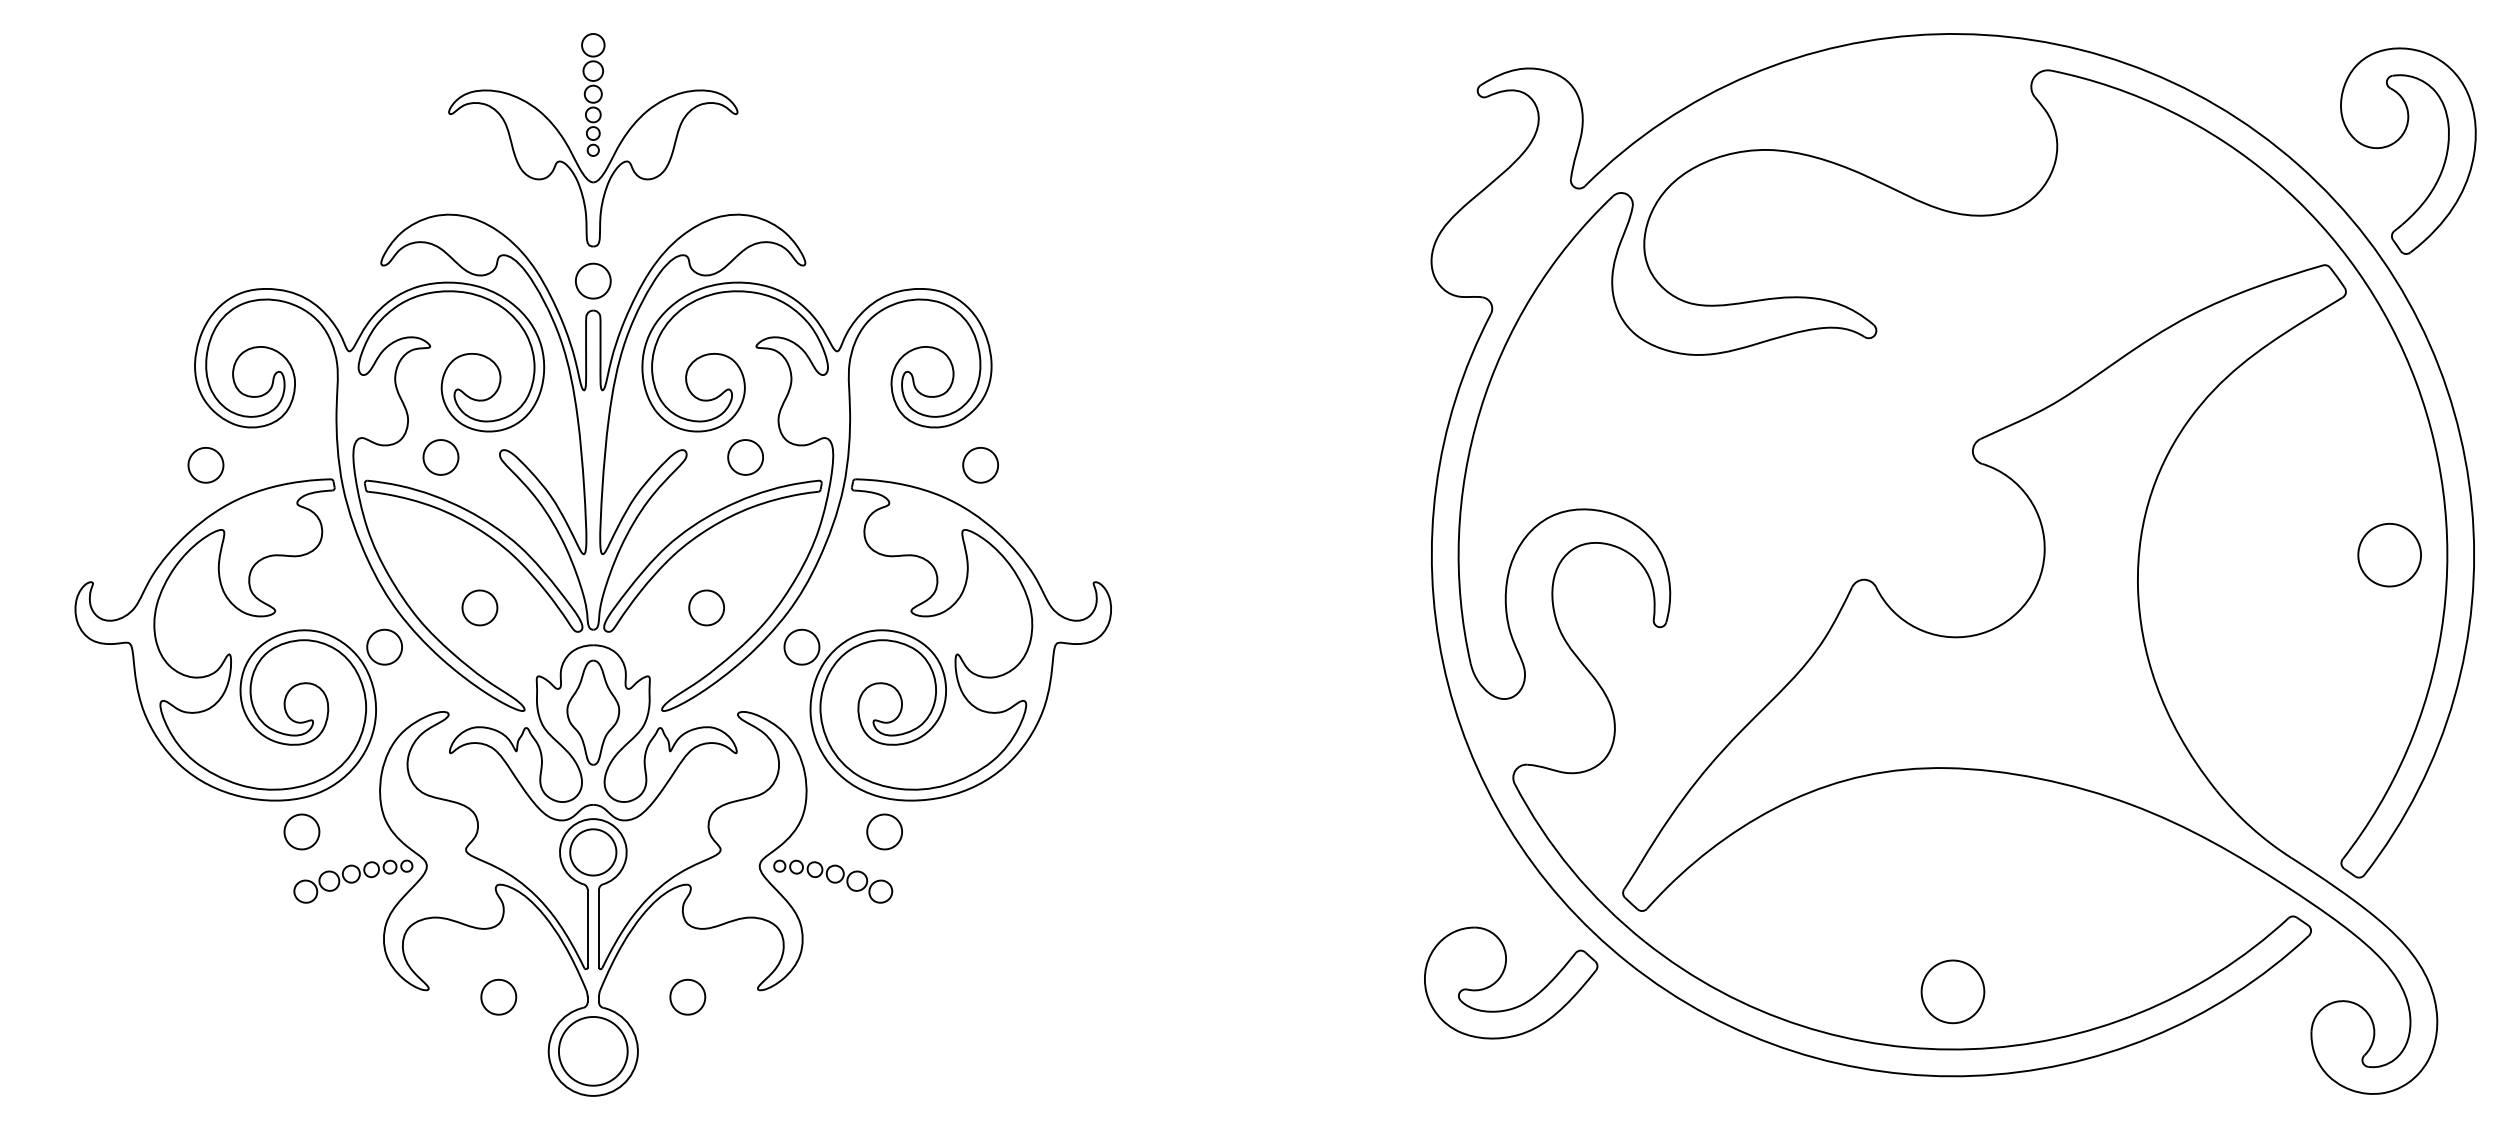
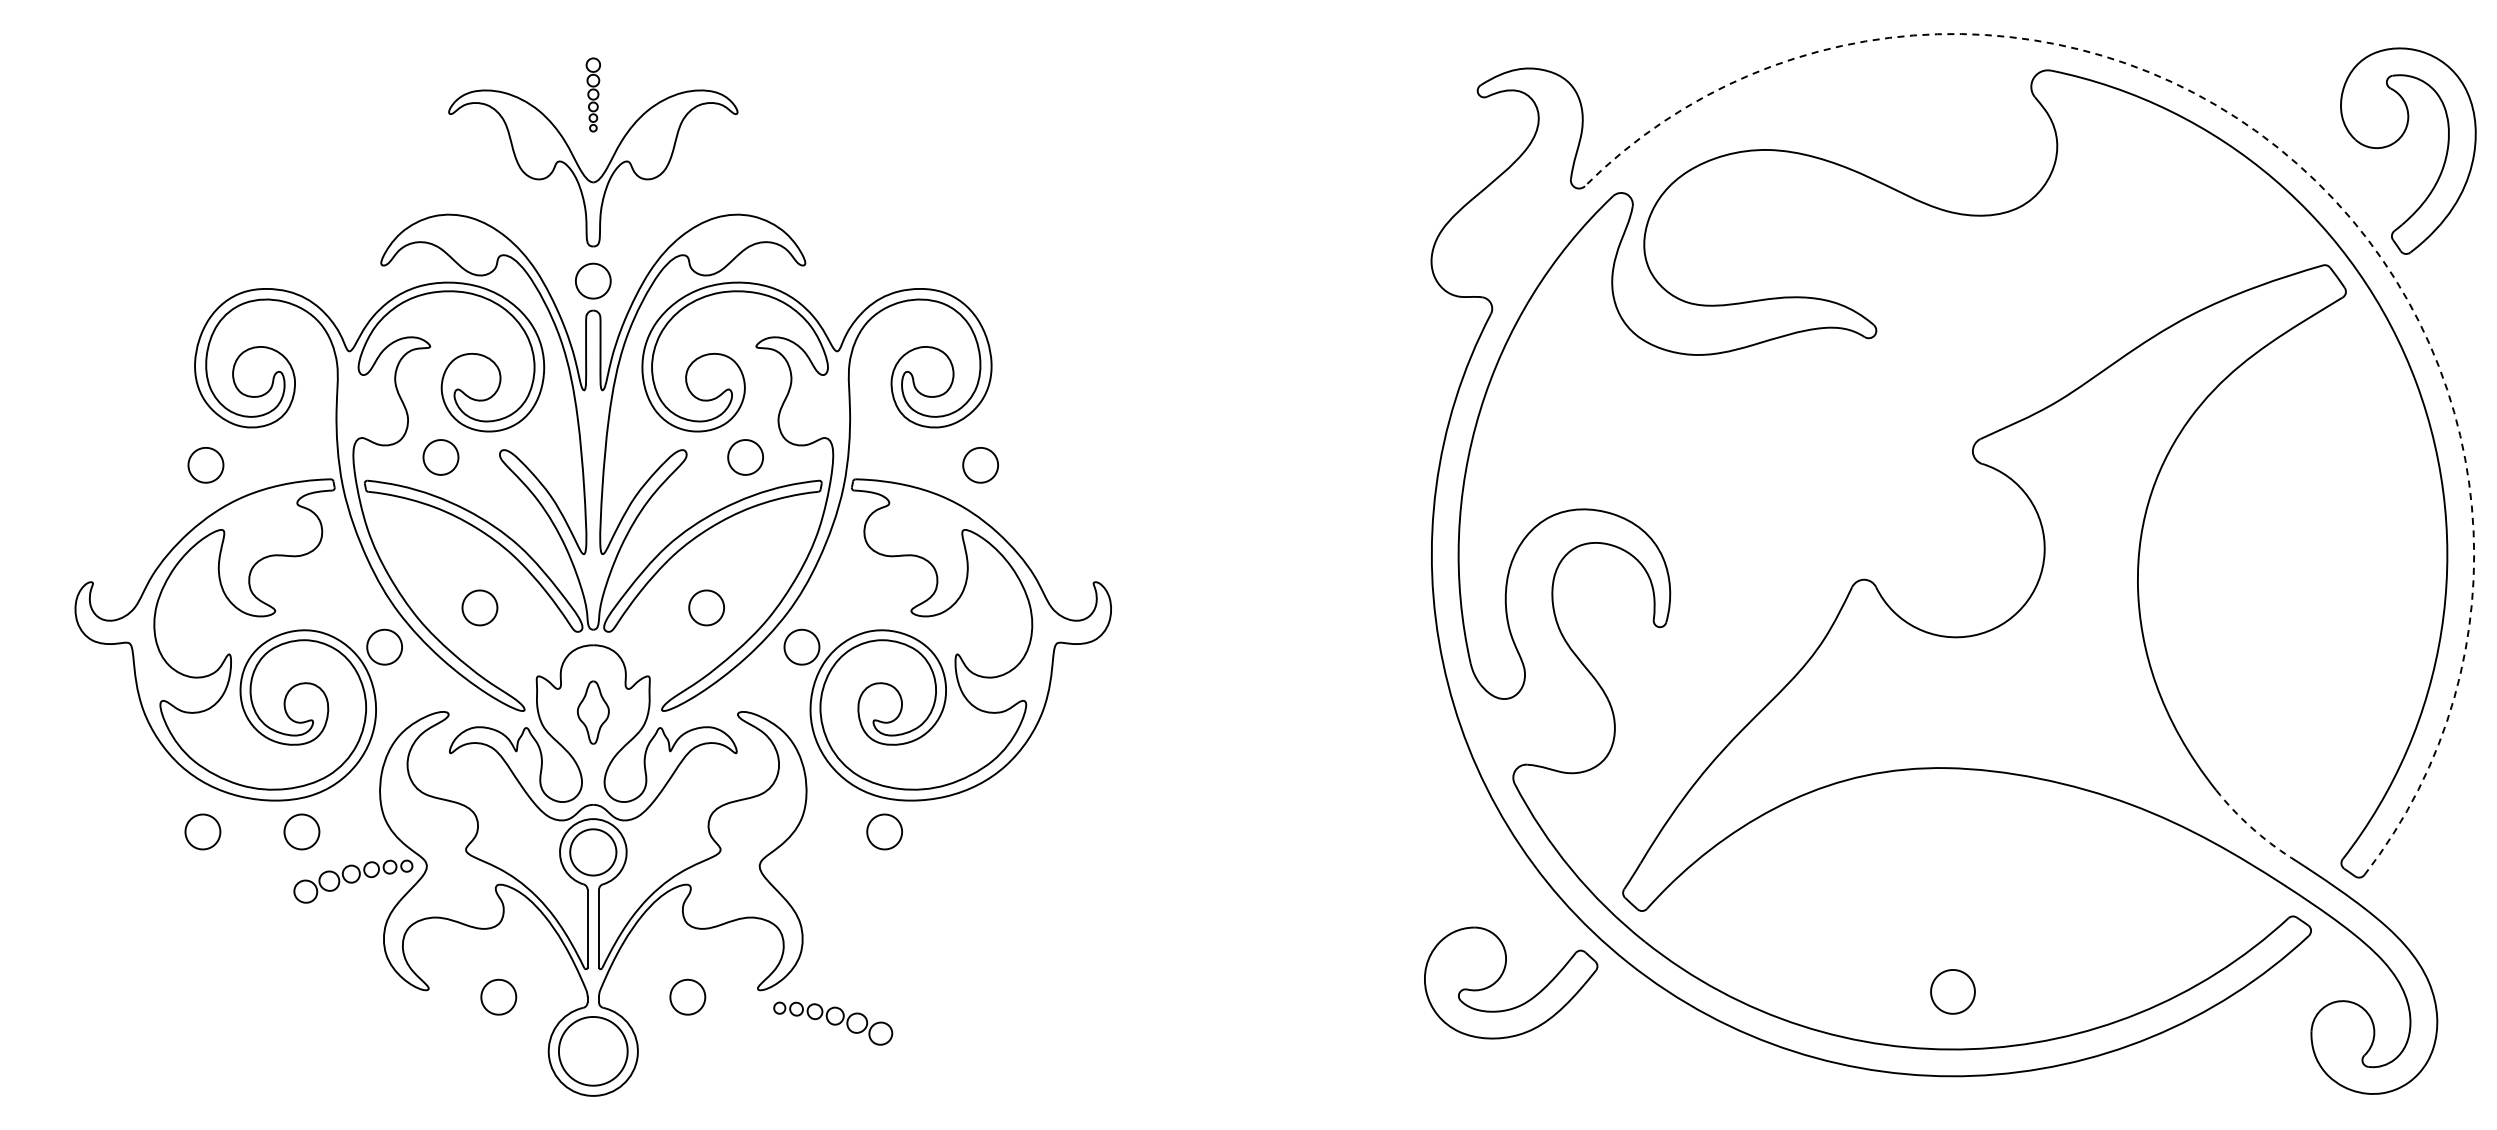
part size: 25x124 px -> 16x76 px (592, 94)
arc: solid -> dashed (2298, 164)
part: present -> none (2389, 555)
part size: 55x107 px -> 33x65 px (593, 712)
arc: solid -> dashed (2251, 827)
part: none -> present (202, 831)
part position: (833, 881) -> (833, 1023) (833, 1023)
part size: 66x66 px -> 46x46 px (1952, 991)
